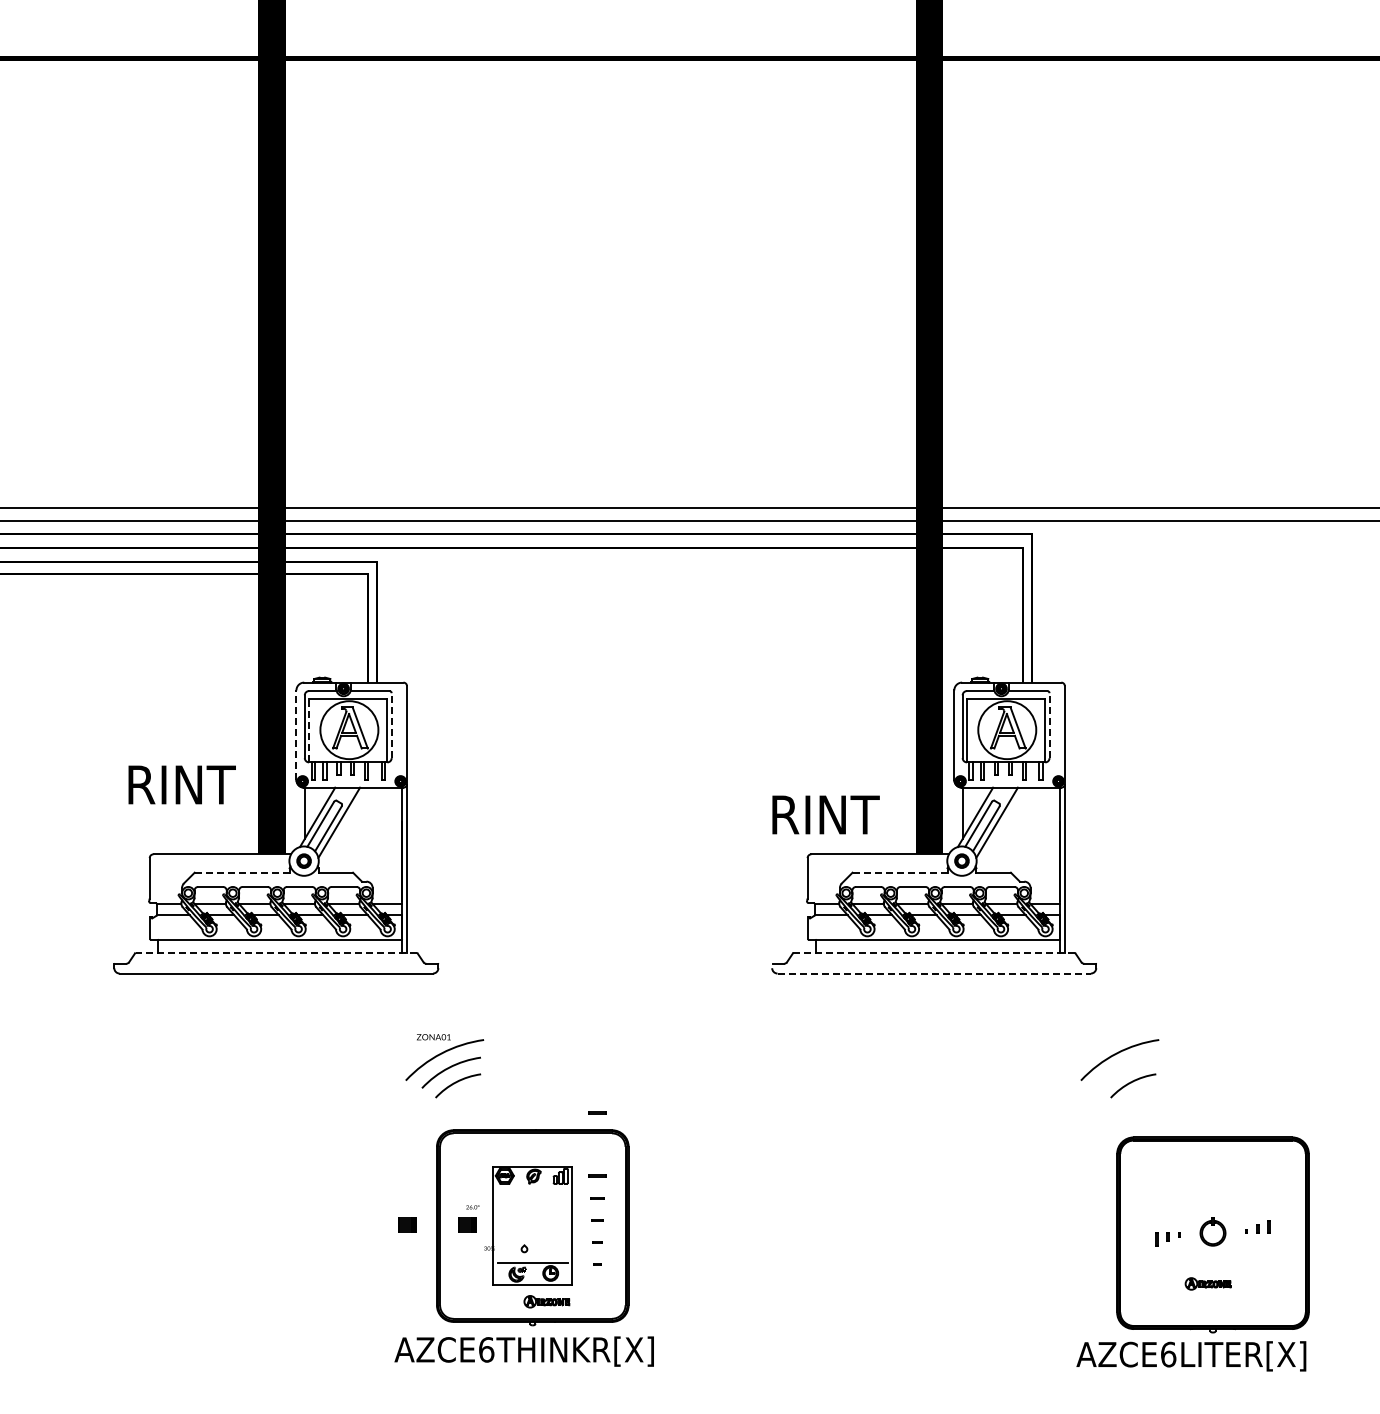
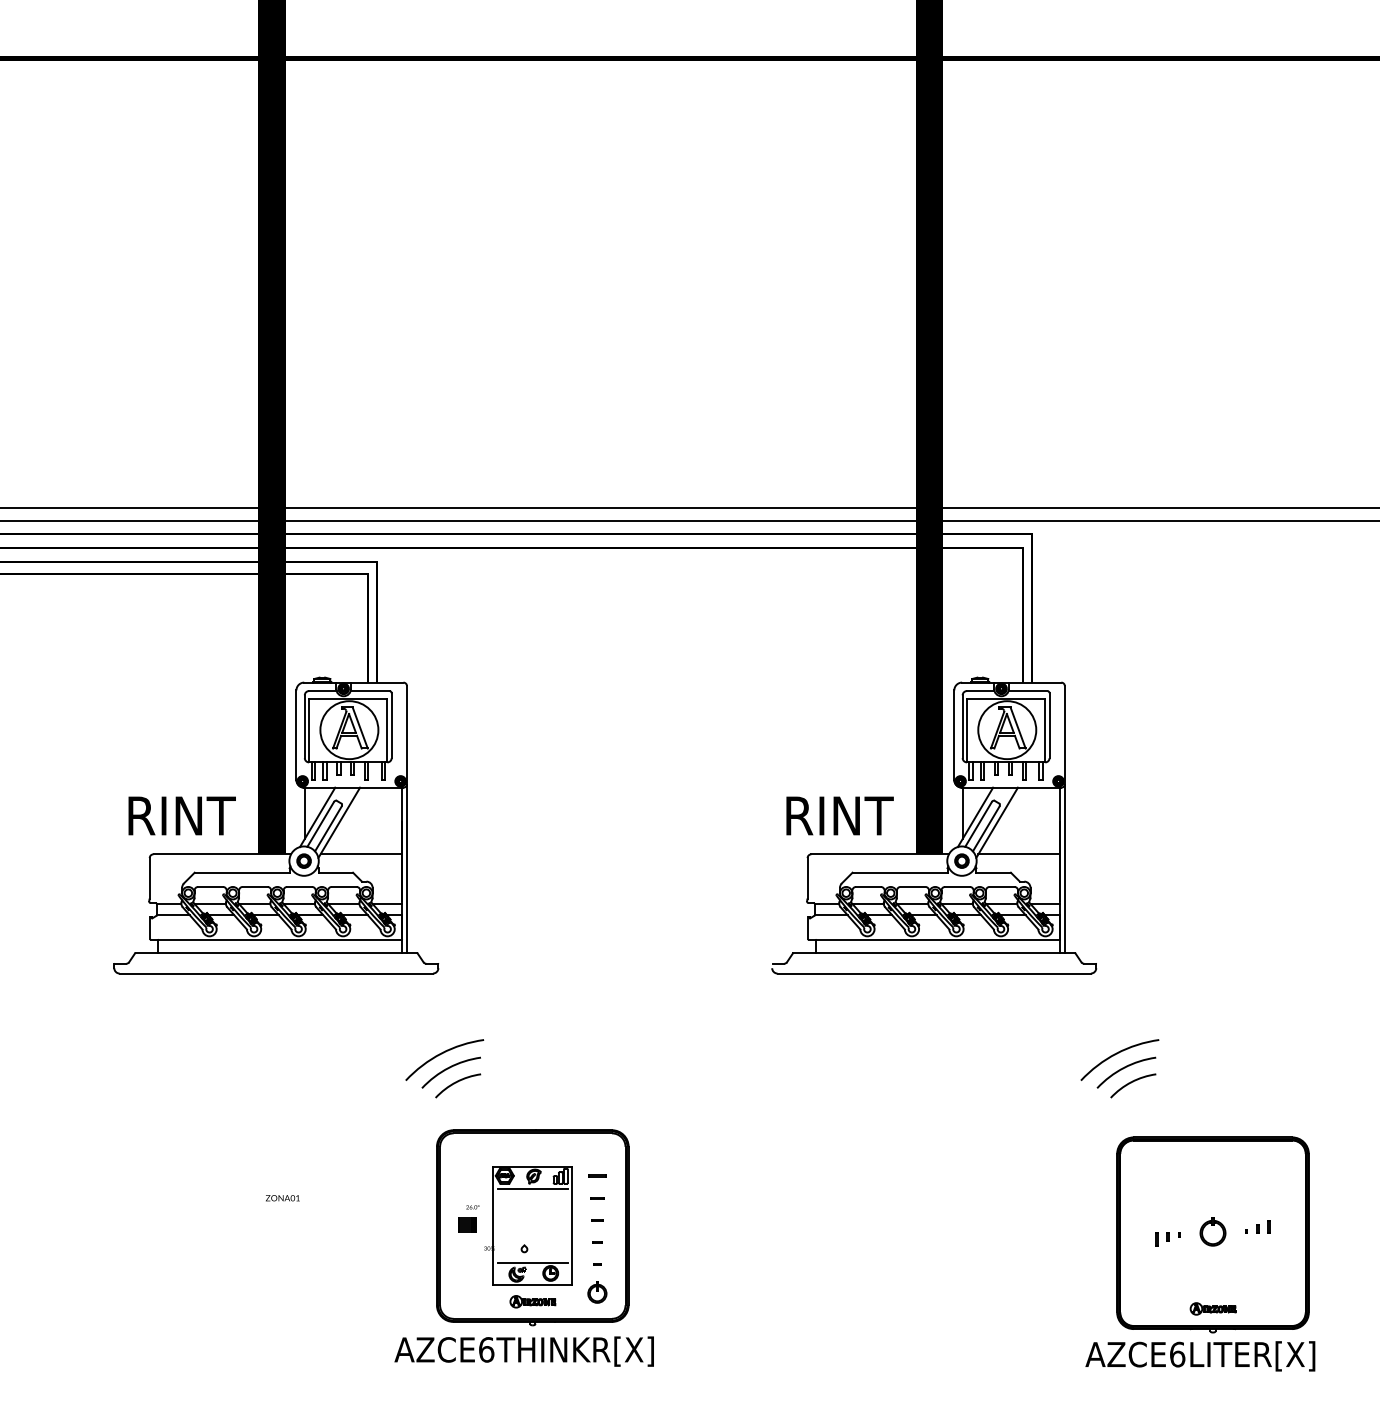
line: dashed -> solid (391, 725)
line: dashed -> solid (1049, 725)
line: dashed -> solid (309, 730)
line: dashed -> solid (296, 735)
text position: (181, 784) -> (181, 815) (181, 815)
text position: (825, 814) -> (839, 815) (839, 815)
line: none -> present (361, 854)
line: none -> present (1019, 854)
line: dashed -> solid (241, 872)
line: dashed -> solid (899, 872)
line: dashed -> solid (276, 953)
line: dashed -> solid (934, 953)
line: dashed -> solid (934, 973)
text position: (433, 1037) -> (282, 1198) (282, 1198)
arc: none -> present (1125, 1068)
line: present -> none (597, 1112)
line: none -> present (532, 1188)
part: present -> none (407, 1224)
part position: (1207, 1283) -> (1212, 1308) (1212, 1308)
part: none -> present (597, 1292)
part position: (546, 1301) -> (532, 1301) (532, 1301)
text position: (1191, 1356) -> (1200, 1356) (1200, 1356)
